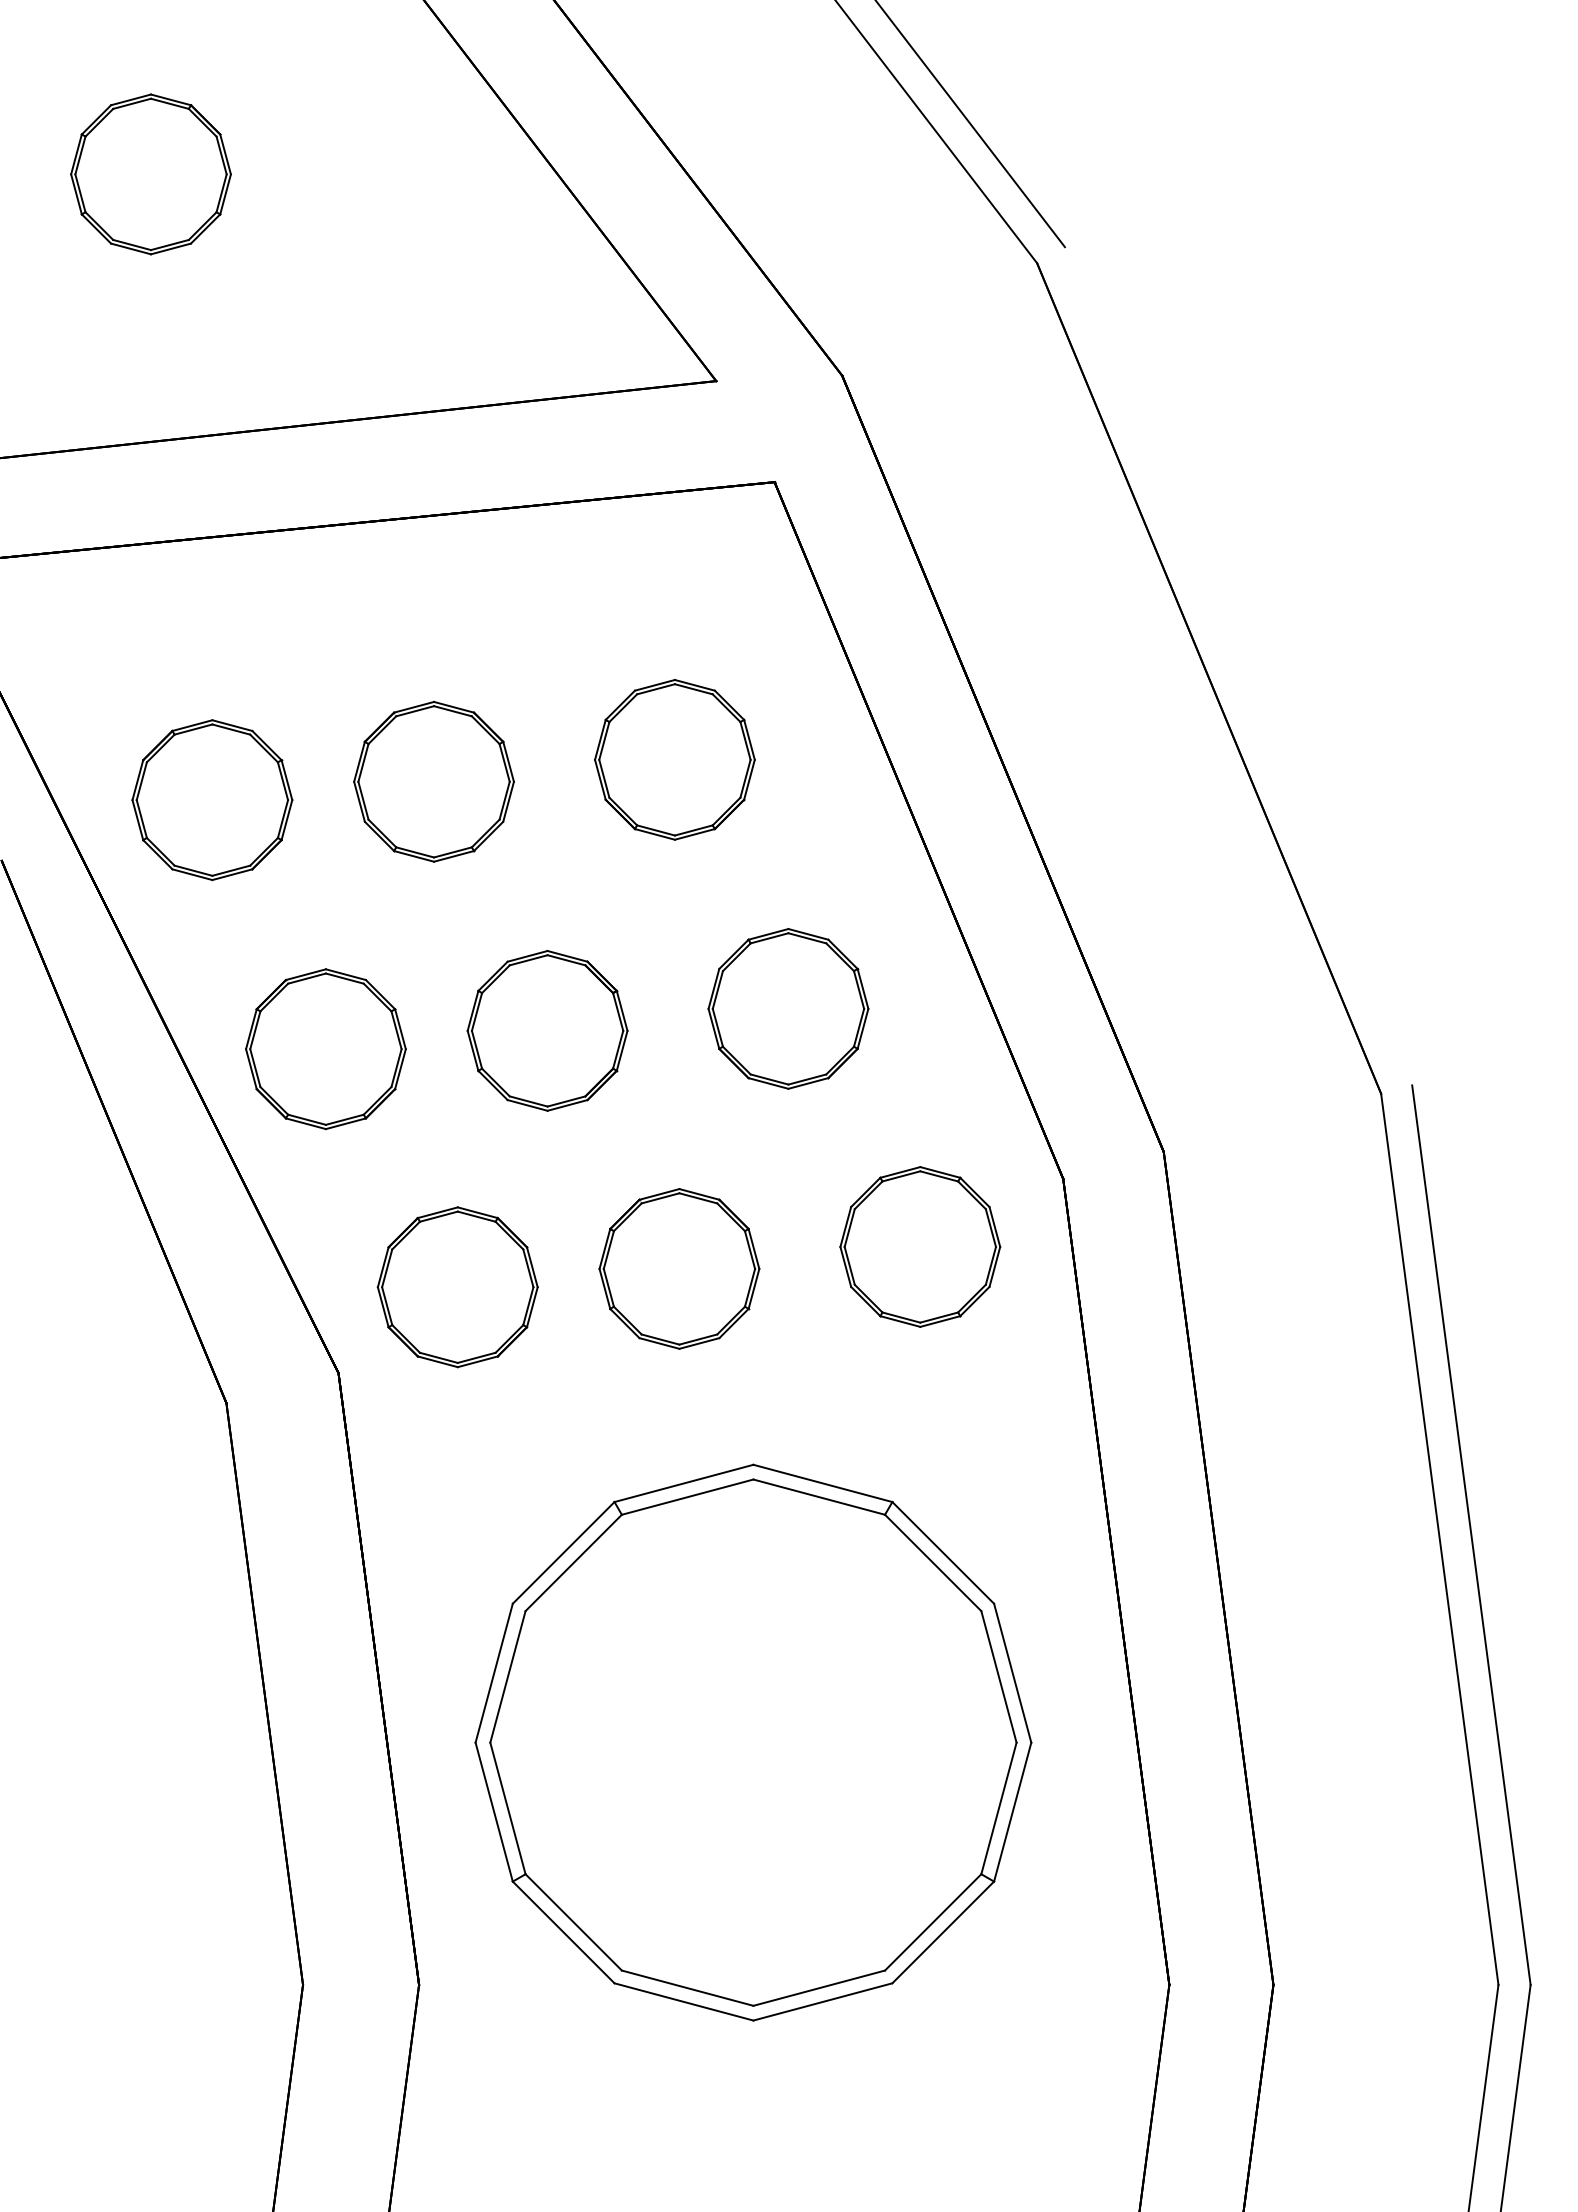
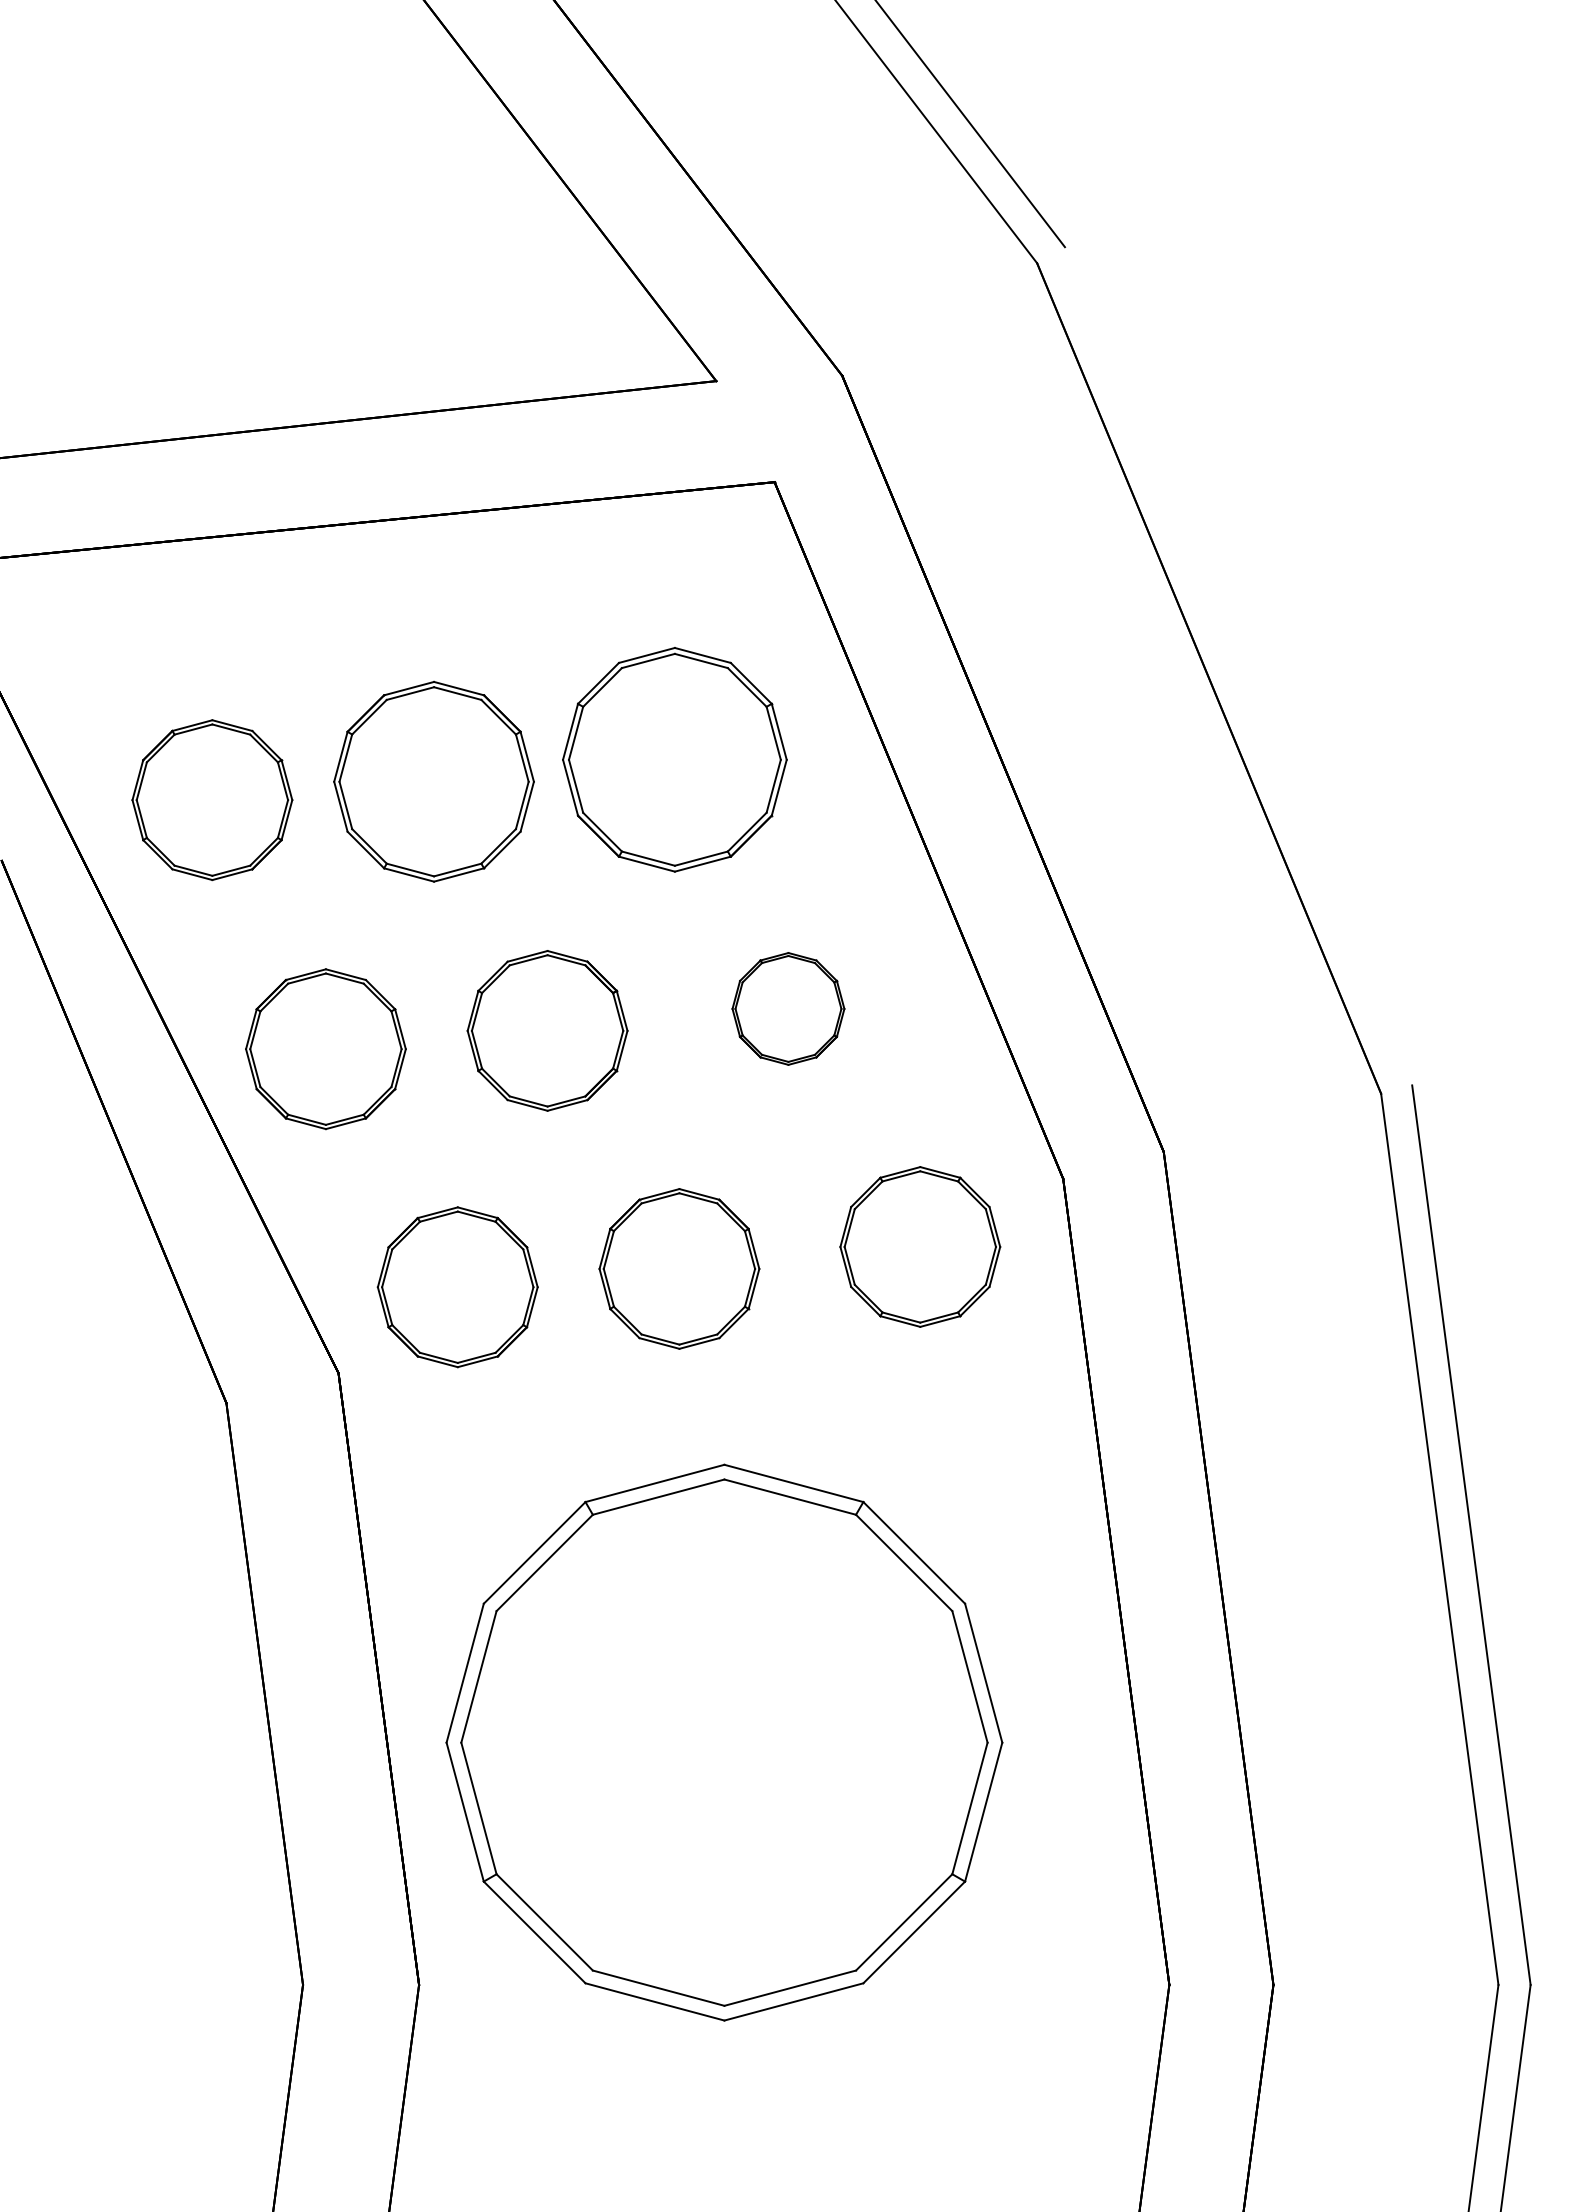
part: present -> none (150, 174)
part size: 162x162 px -> 226x226 px (674, 759)
part size: 162x162 px -> 202x203 px (433, 781)
part size: 163x162 px -> 115x114 px (788, 1008)
part position: (753, 1742) -> (724, 1742) (724, 1742)
